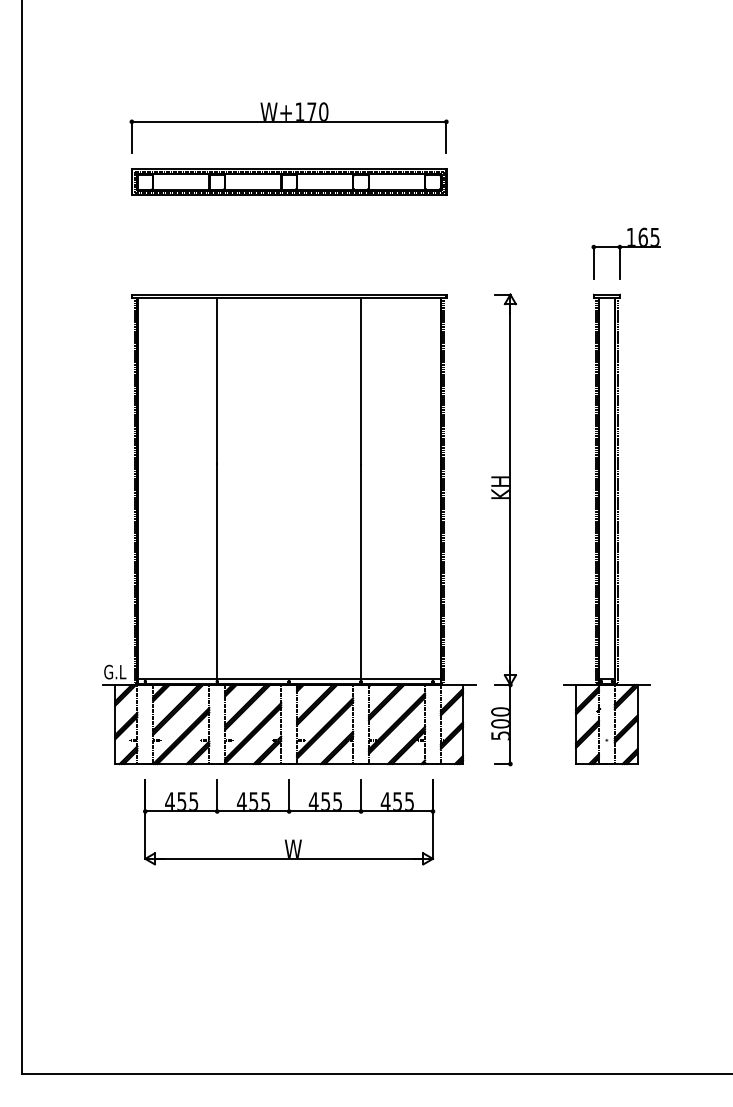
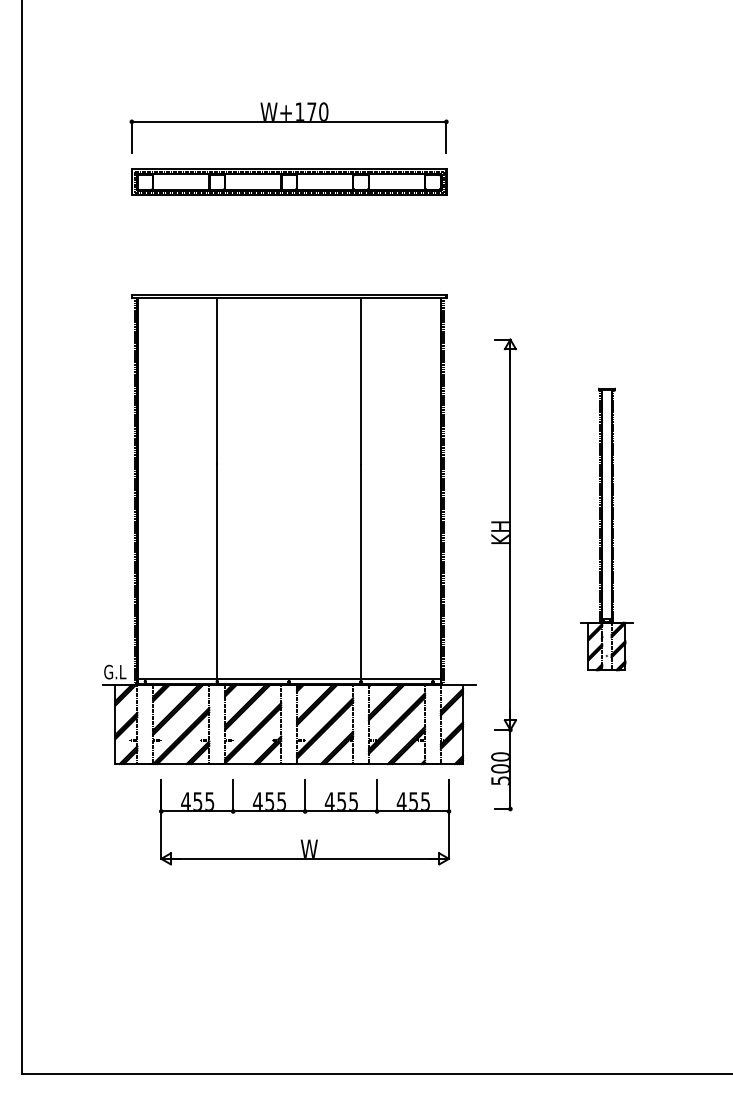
part: present -> none (625, 253)
part position: (503, 529) -> (503, 574) (503, 574)
part size: 88x473 px -> 54x285 px (606, 529)
part position: (289, 822) -> (305, 822) (305, 822)
